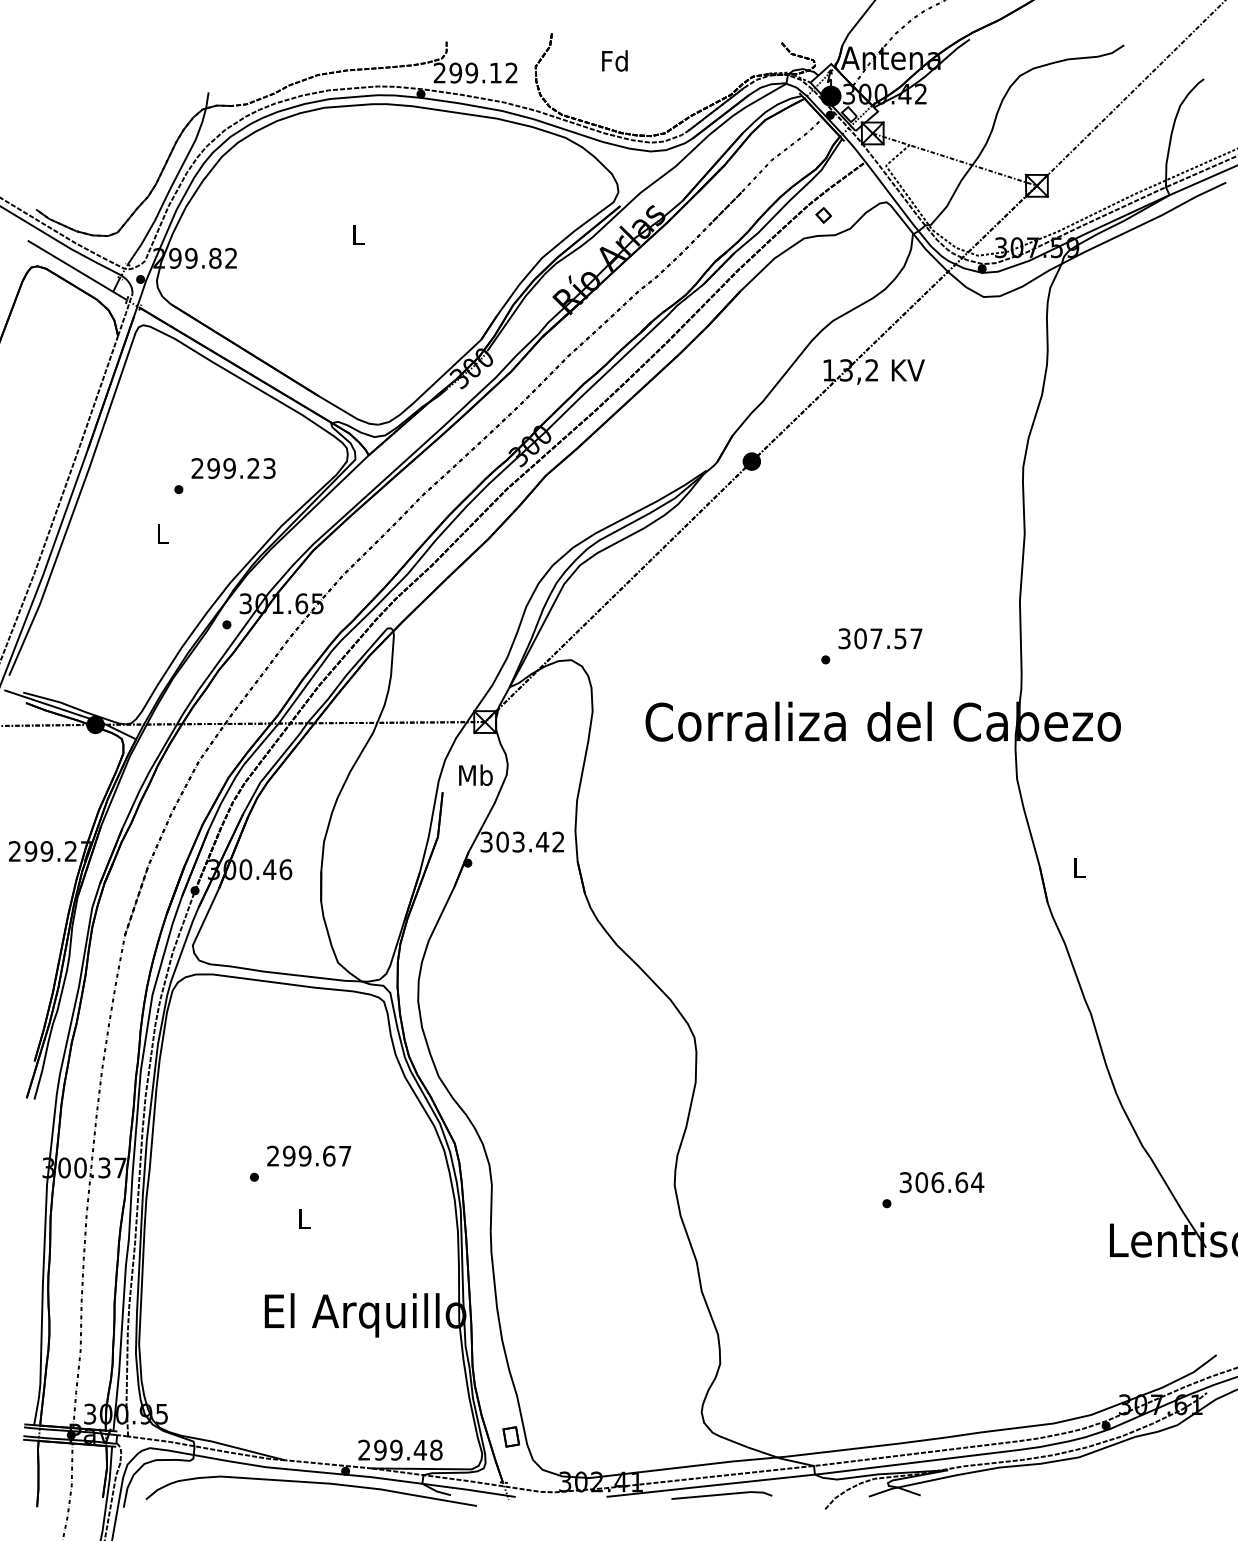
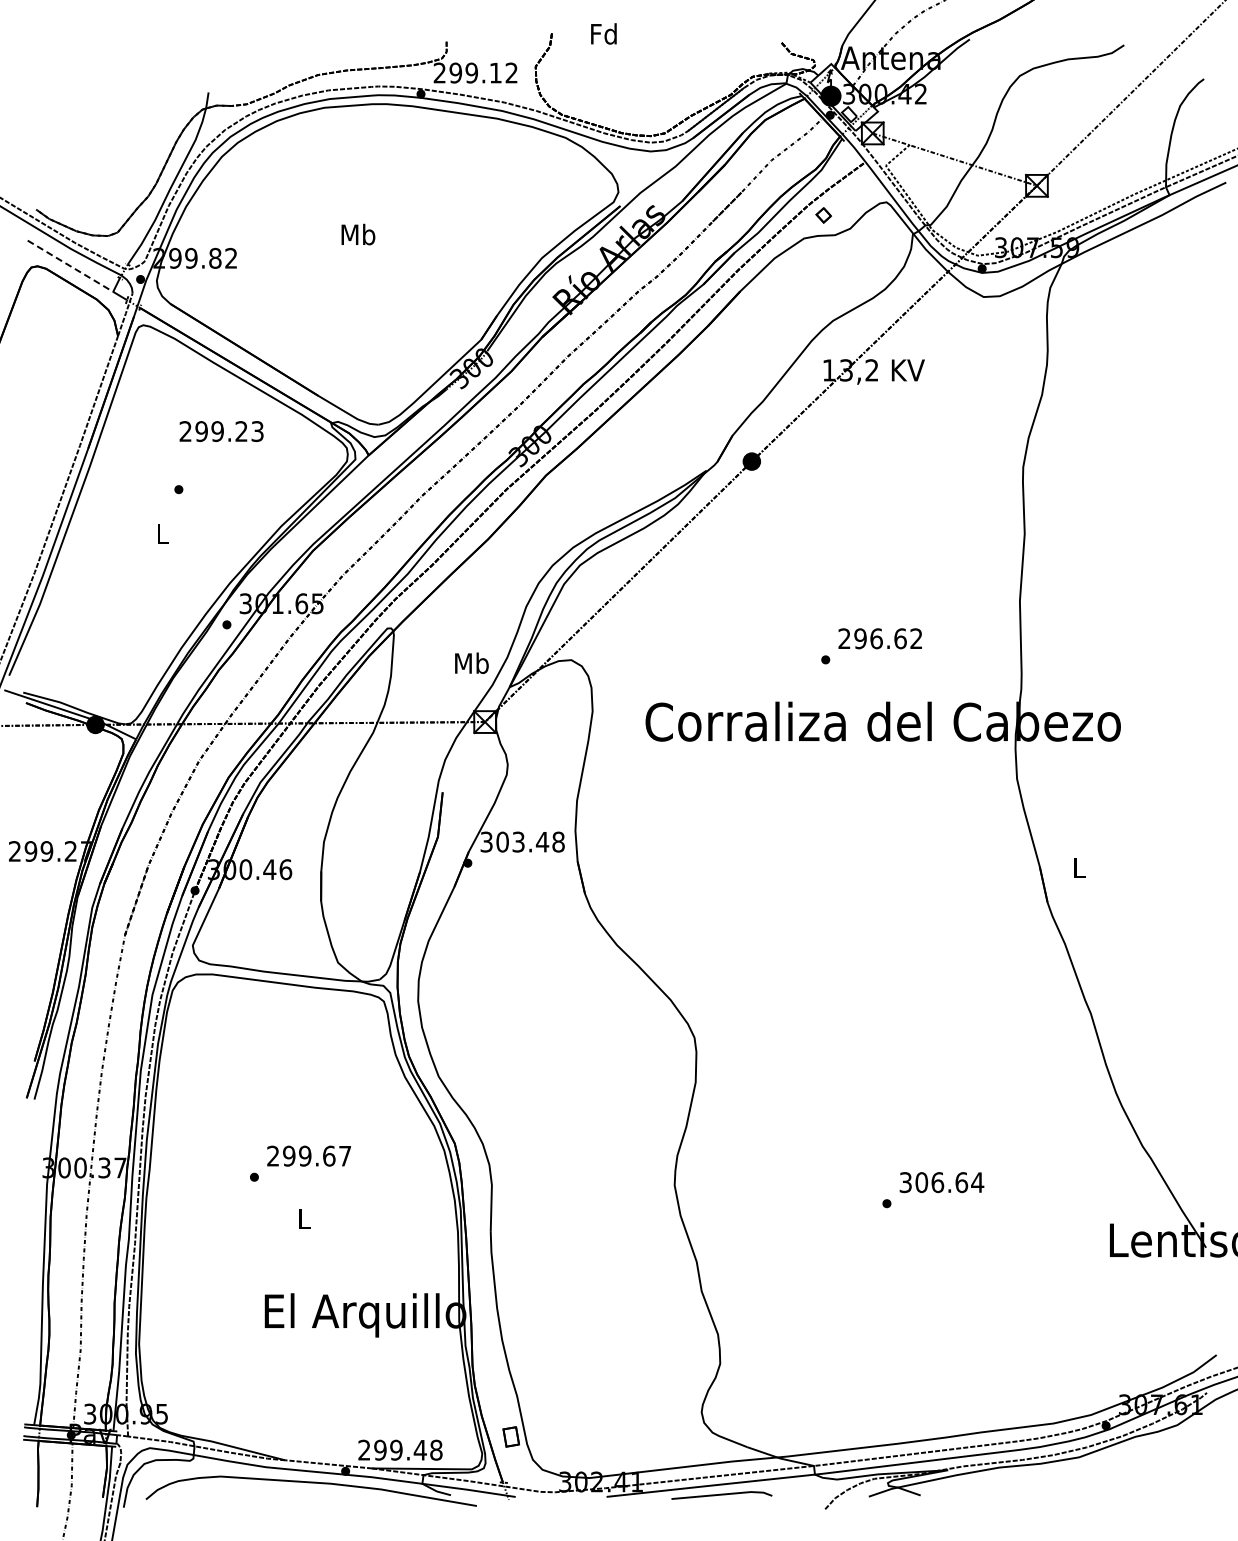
text position: (614, 60) -> (603, 33) (603, 33)
text: L -> Mb (358, 234)
line: solid -> dashed (70, 266)
text position: (233, 468) -> (221, 431) (221, 431)
text: 307.57 -> 296.62 (880, 638)
text position: (475, 774) -> (471, 662) (471, 662)
text: 303.42 -> 303.48 (558, 841)
